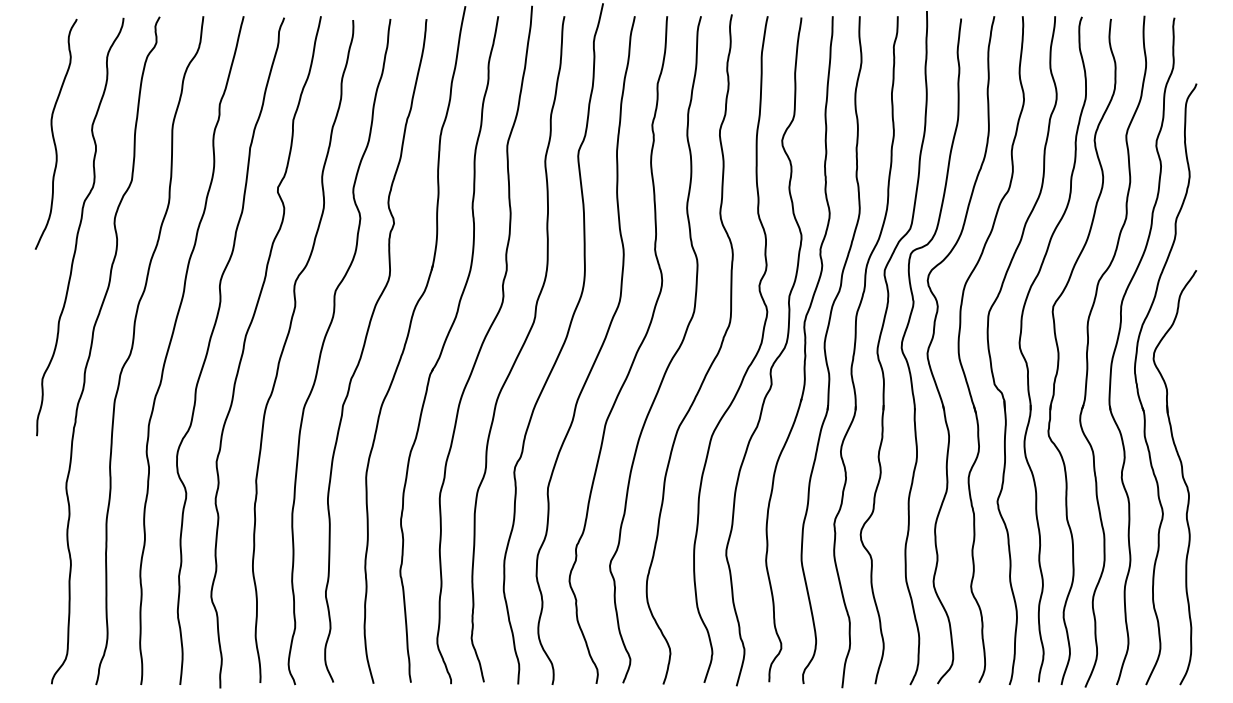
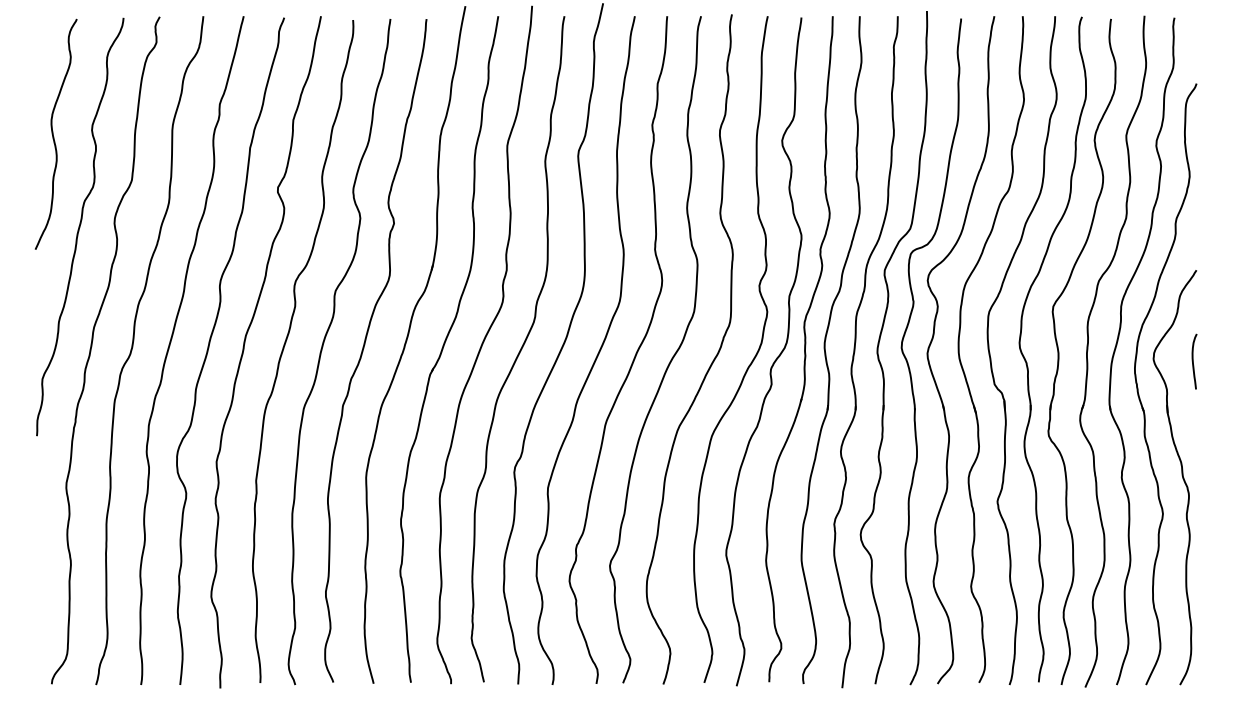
curve: none -> present (1193, 361)
